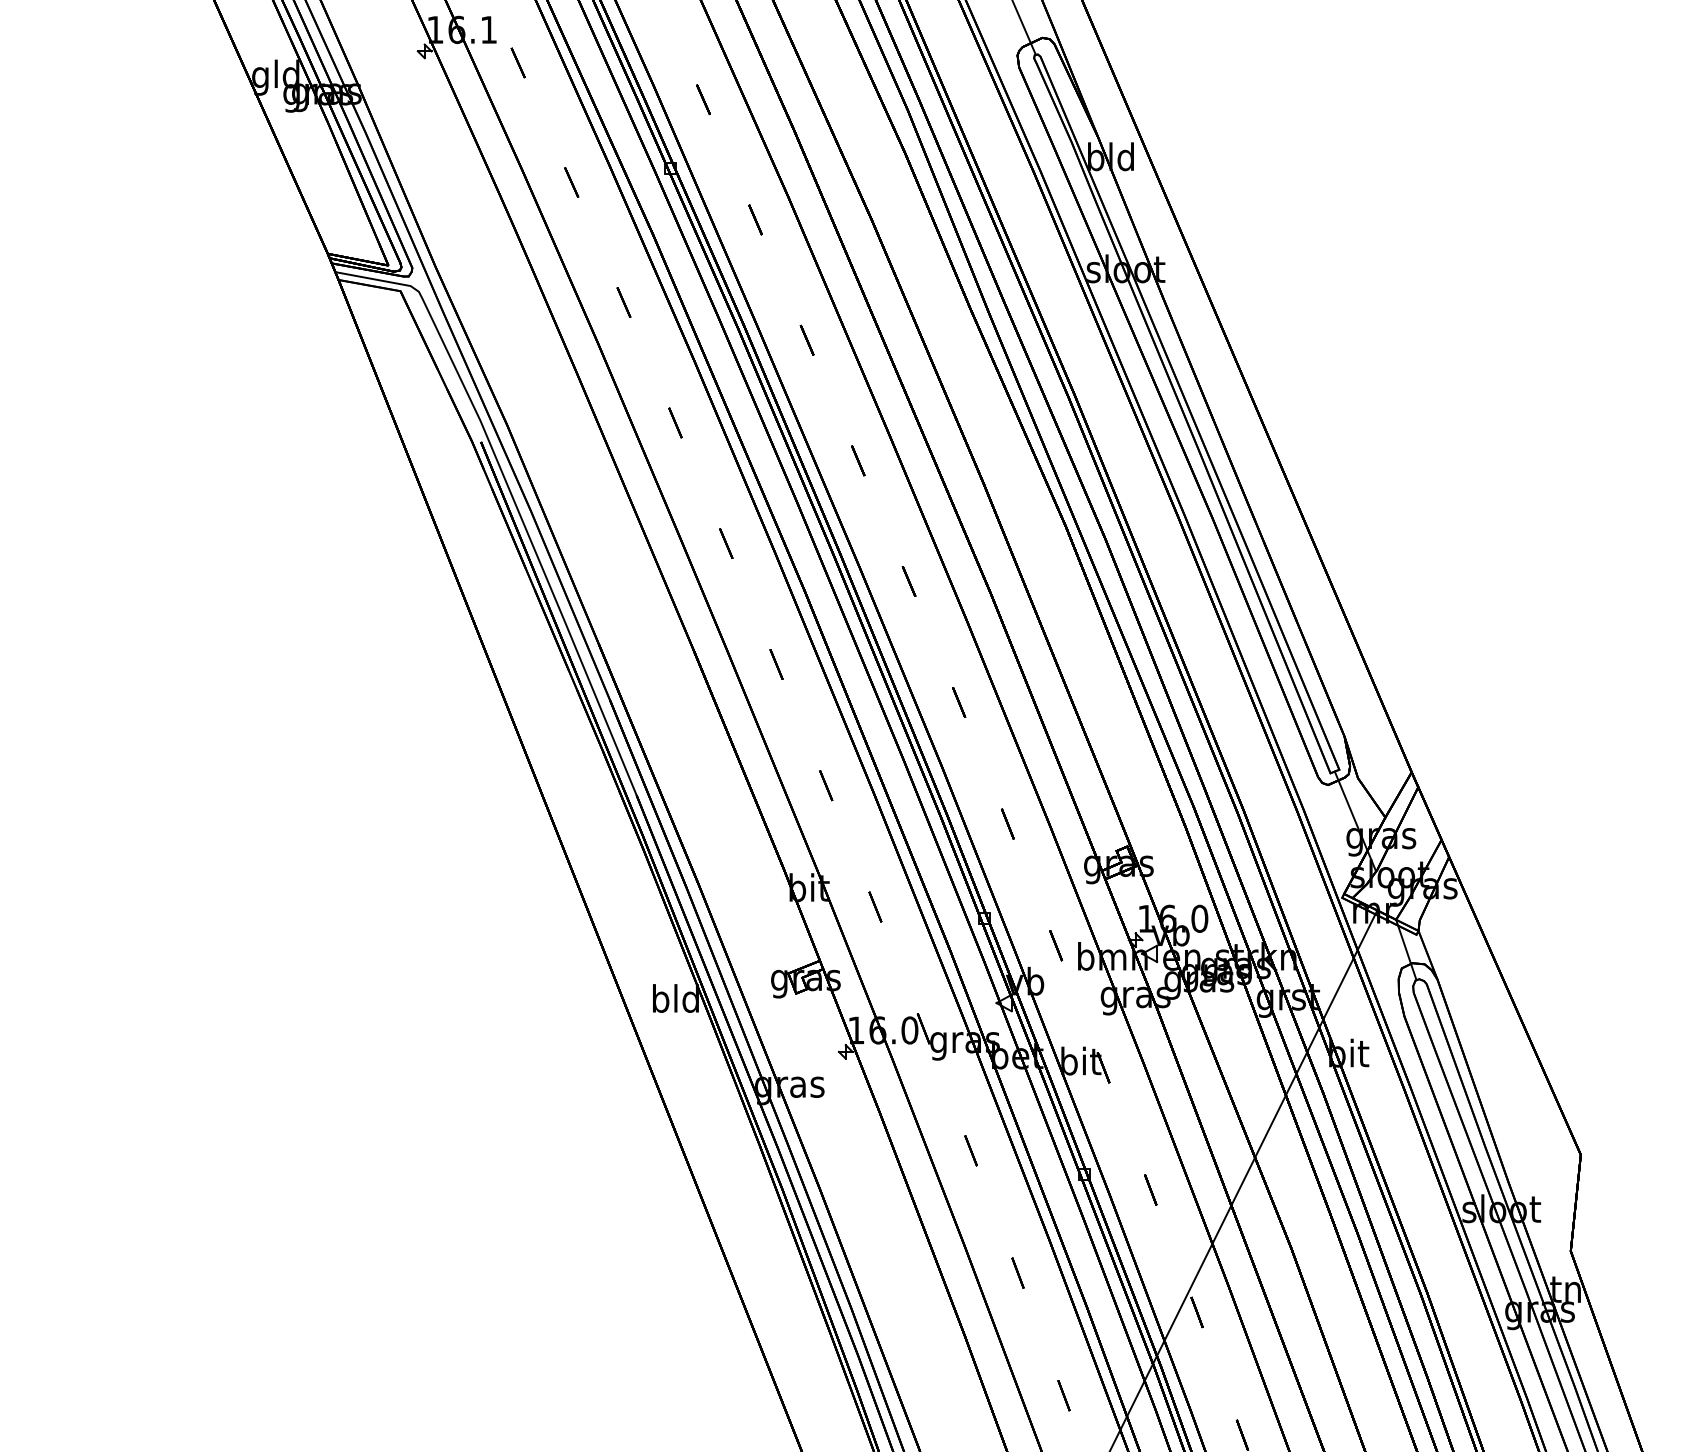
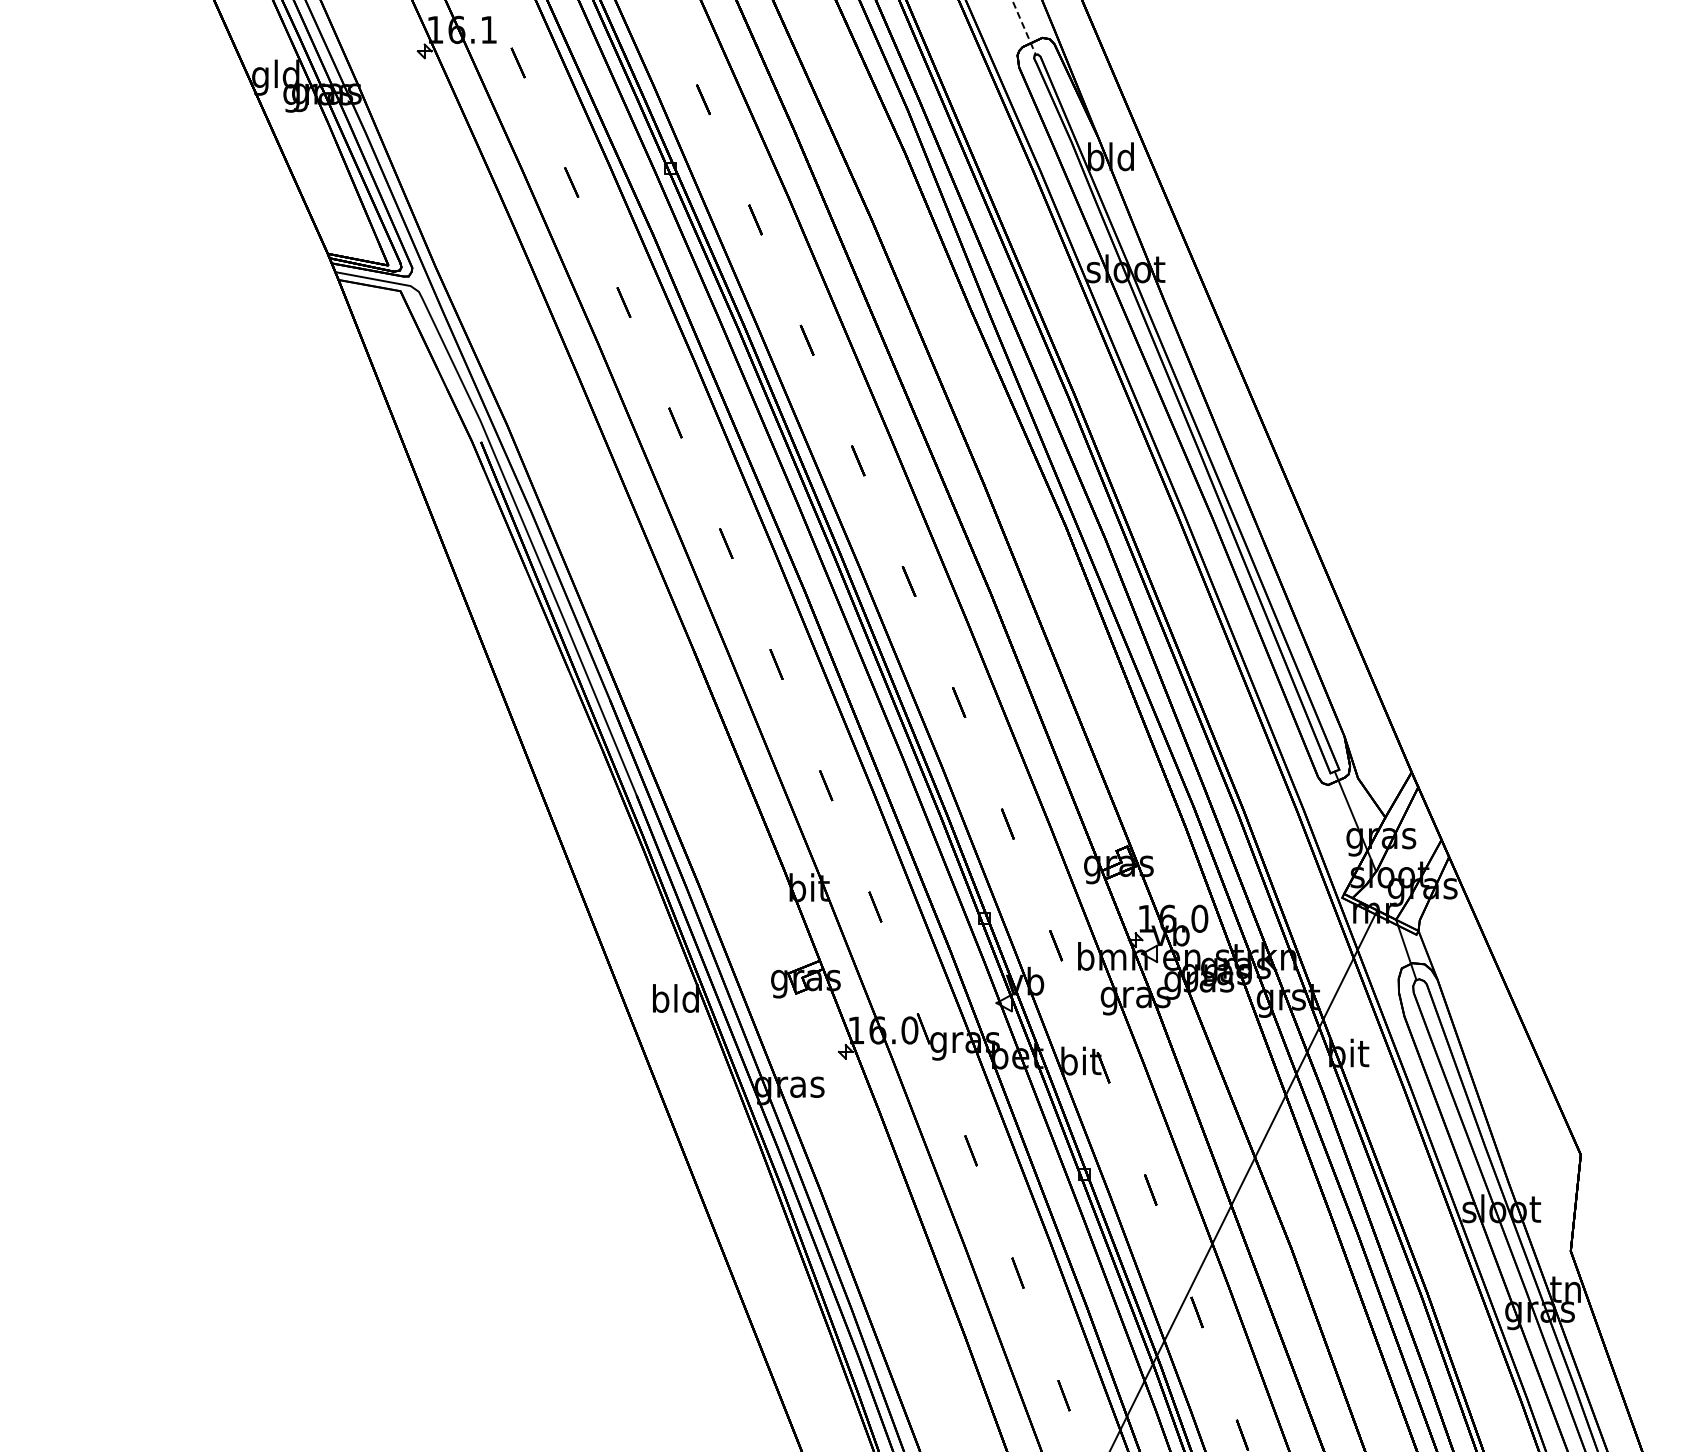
line: solid -> dashed (1024, 27)
